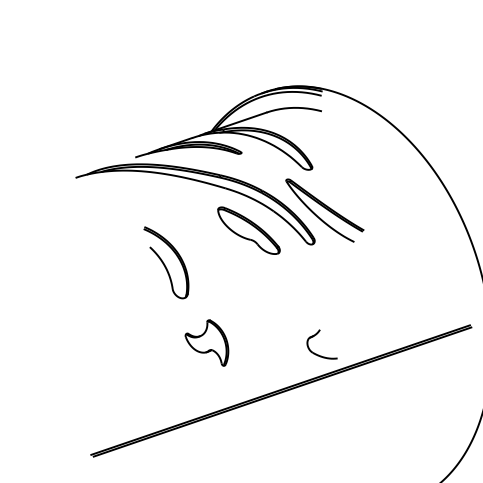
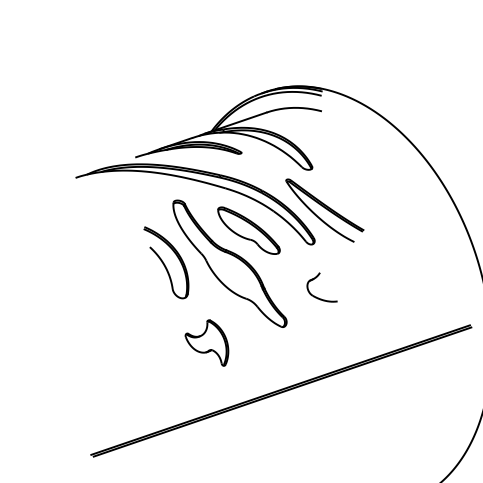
part: none -> present (229, 263)
part position: (316, 335) -> (316, 278) (316, 278)
